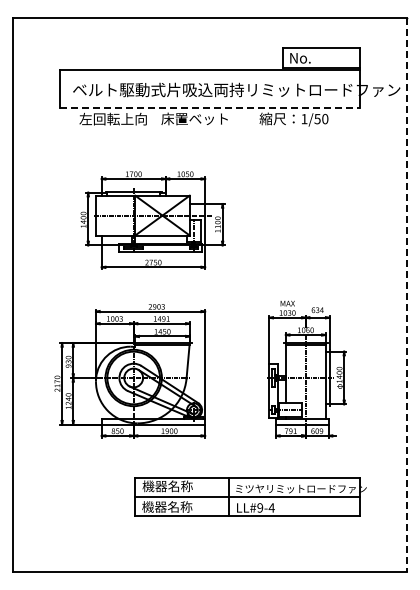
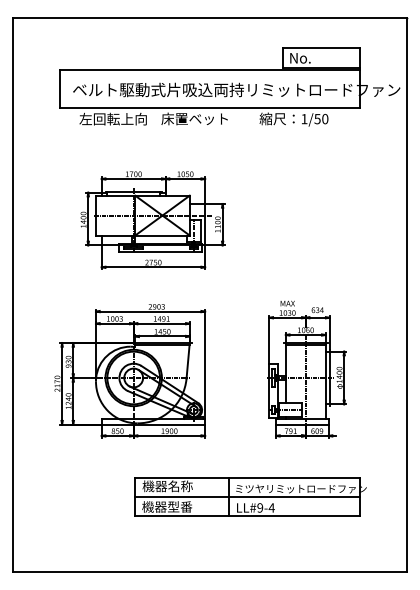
line: dashed -> solid (210, 108)
line: dashed -> solid (407, 295)
text: 機器名称 -> 機器型番 (180, 506)
